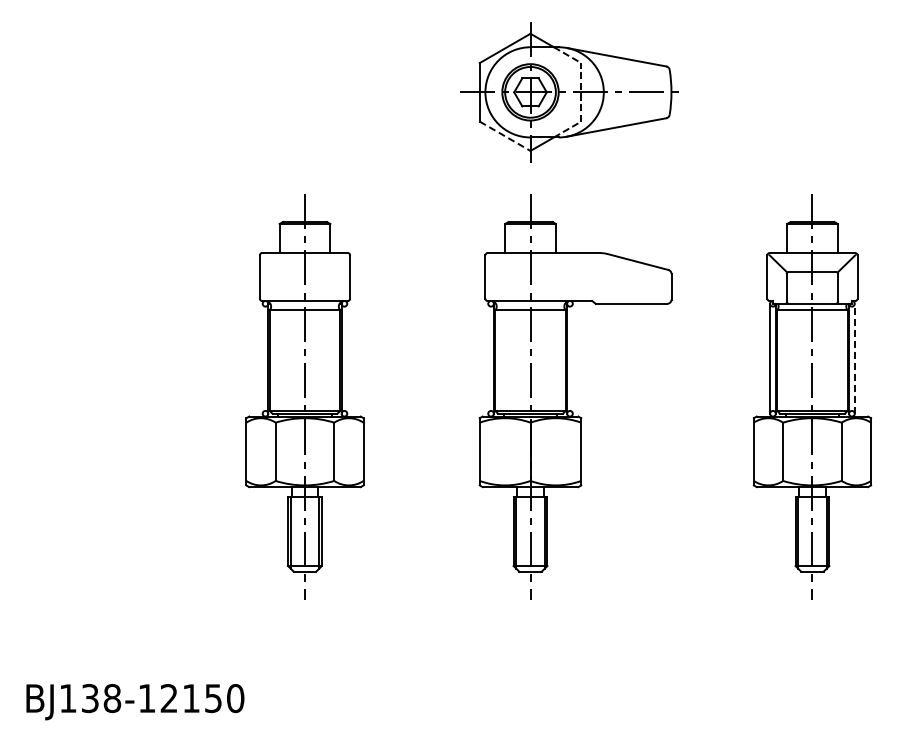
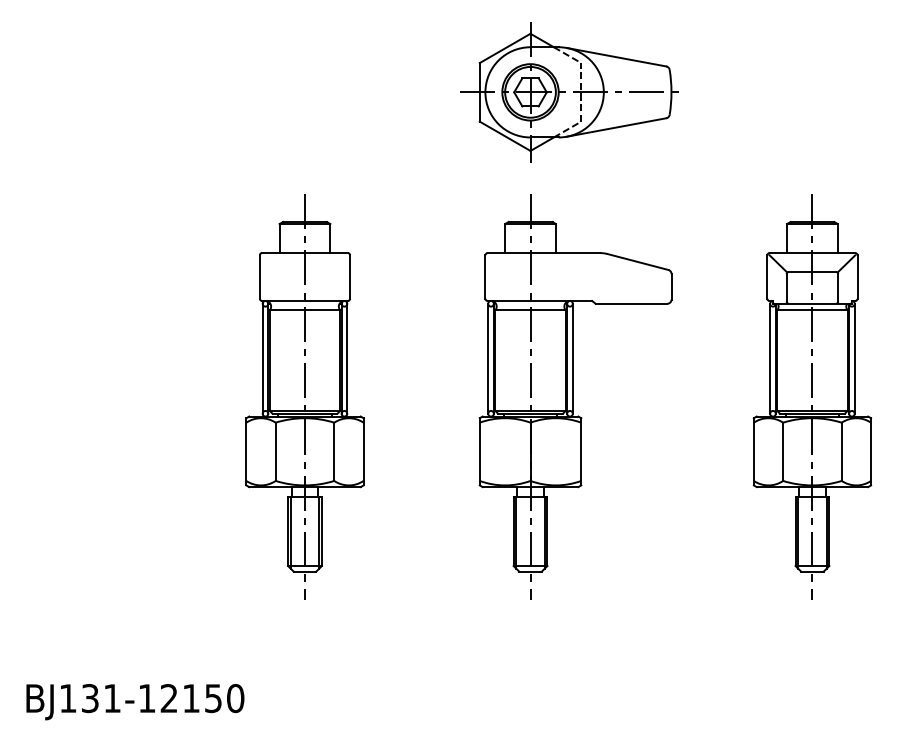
line: dashed -> solid (505, 136)
line: none -> present (262, 358)
line: none -> present (347, 358)
line: none -> present (488, 358)
line: none -> present (572, 358)
line: dashed -> solid (854, 358)
text: BJ138-12150 -> BJ131-12150 (112, 698)
